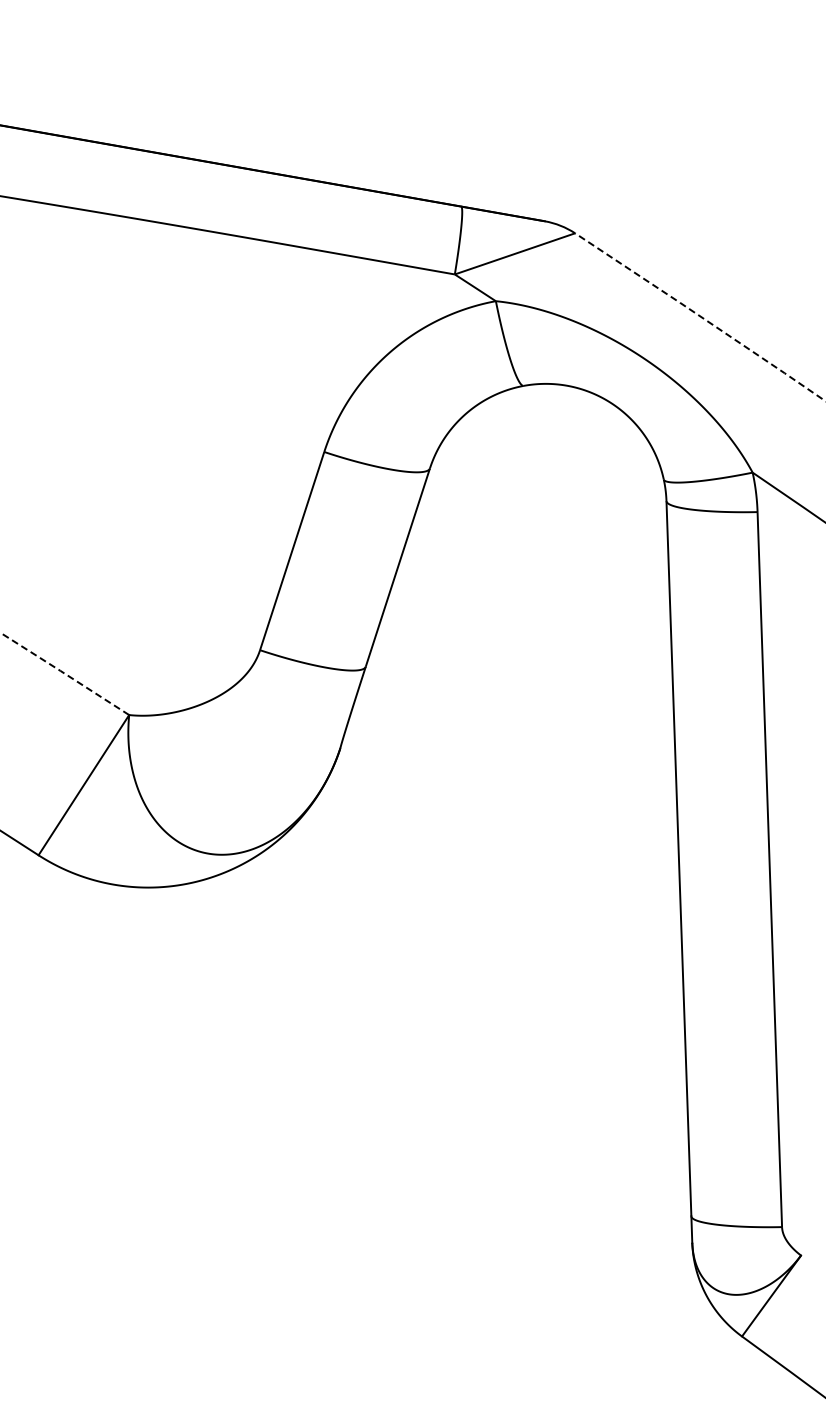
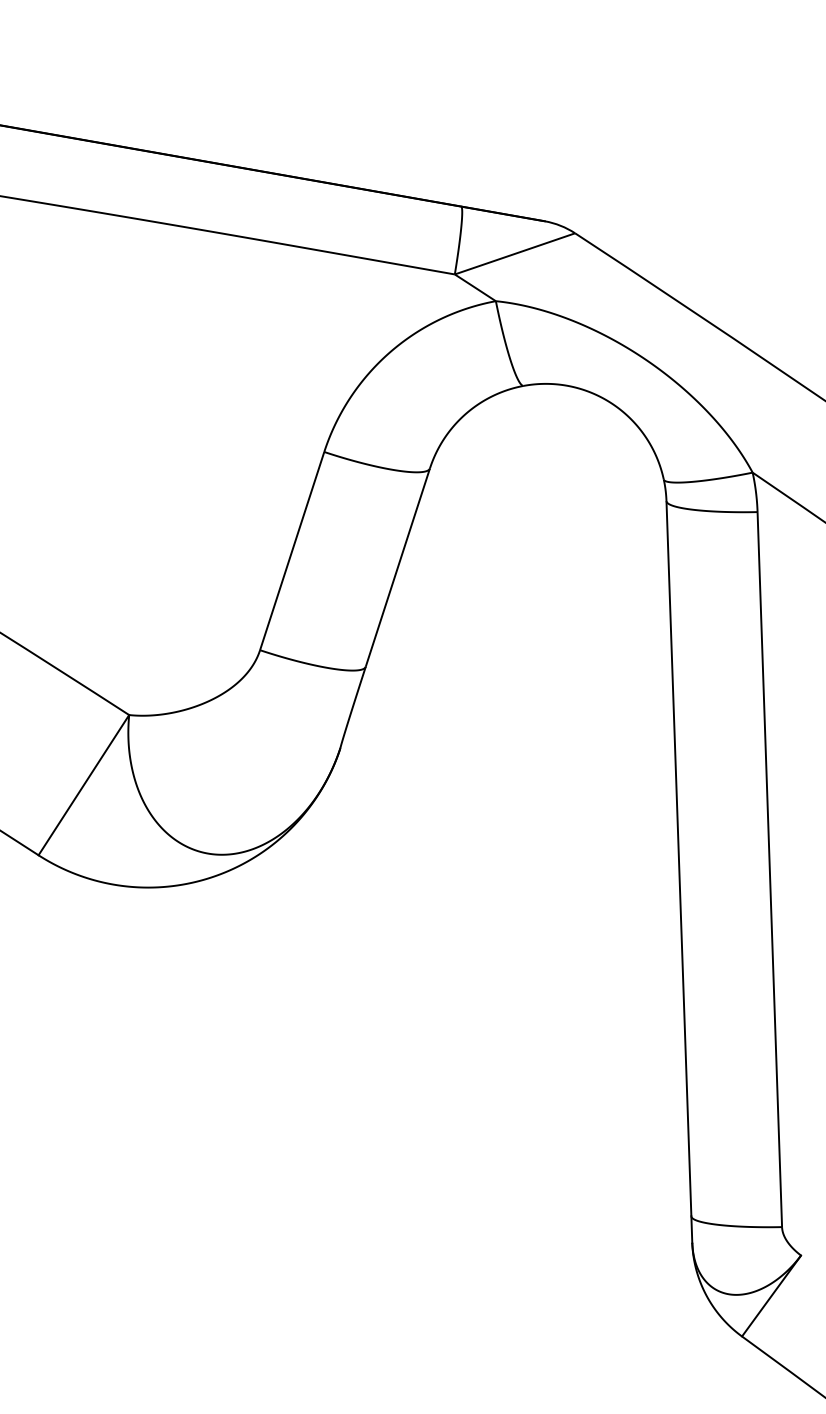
arc: dashed -> solid (700, 316)
arc: dashed -> solid (64, 673)
